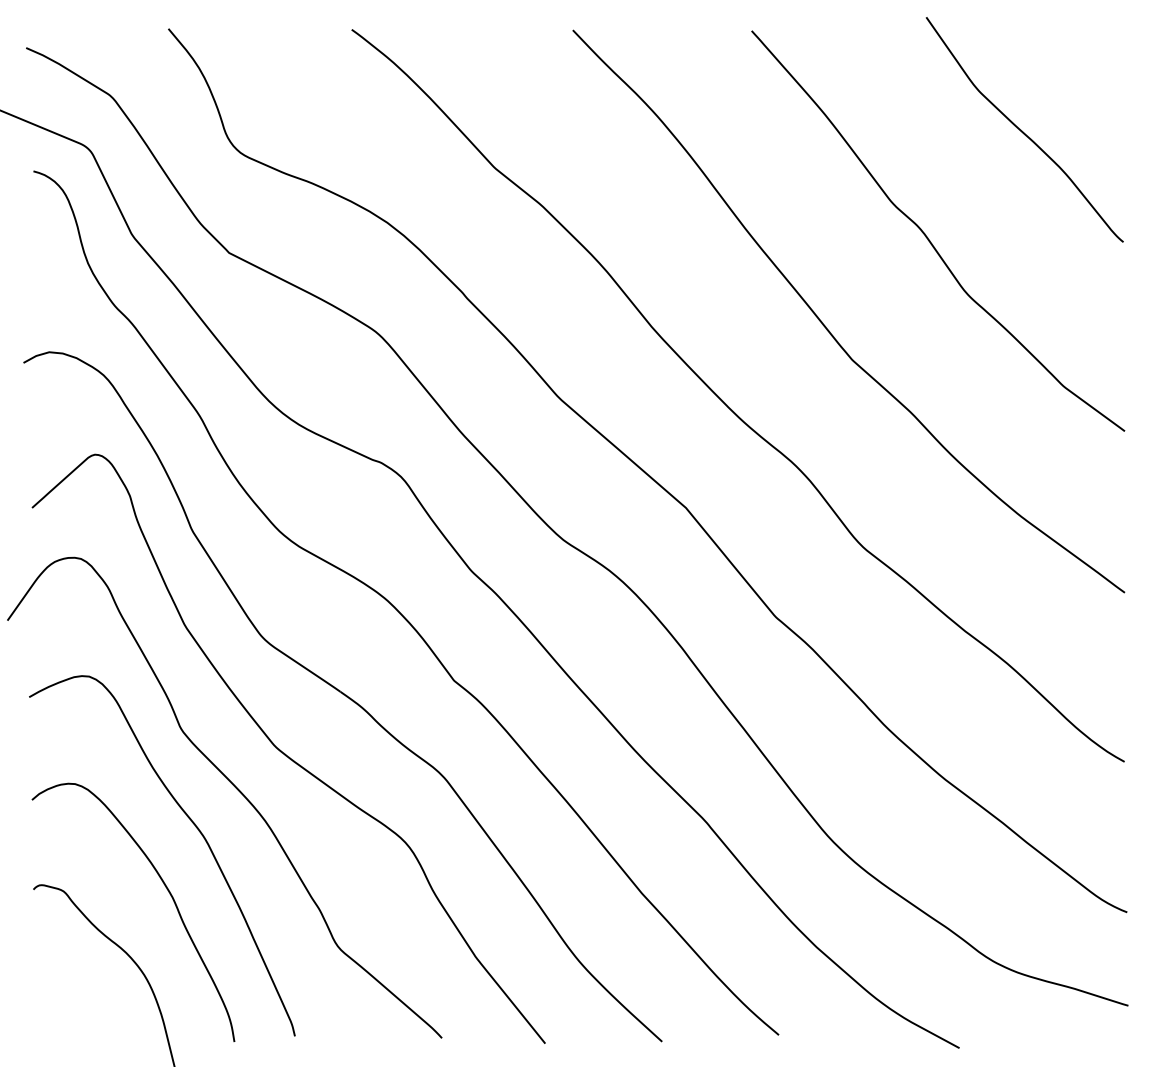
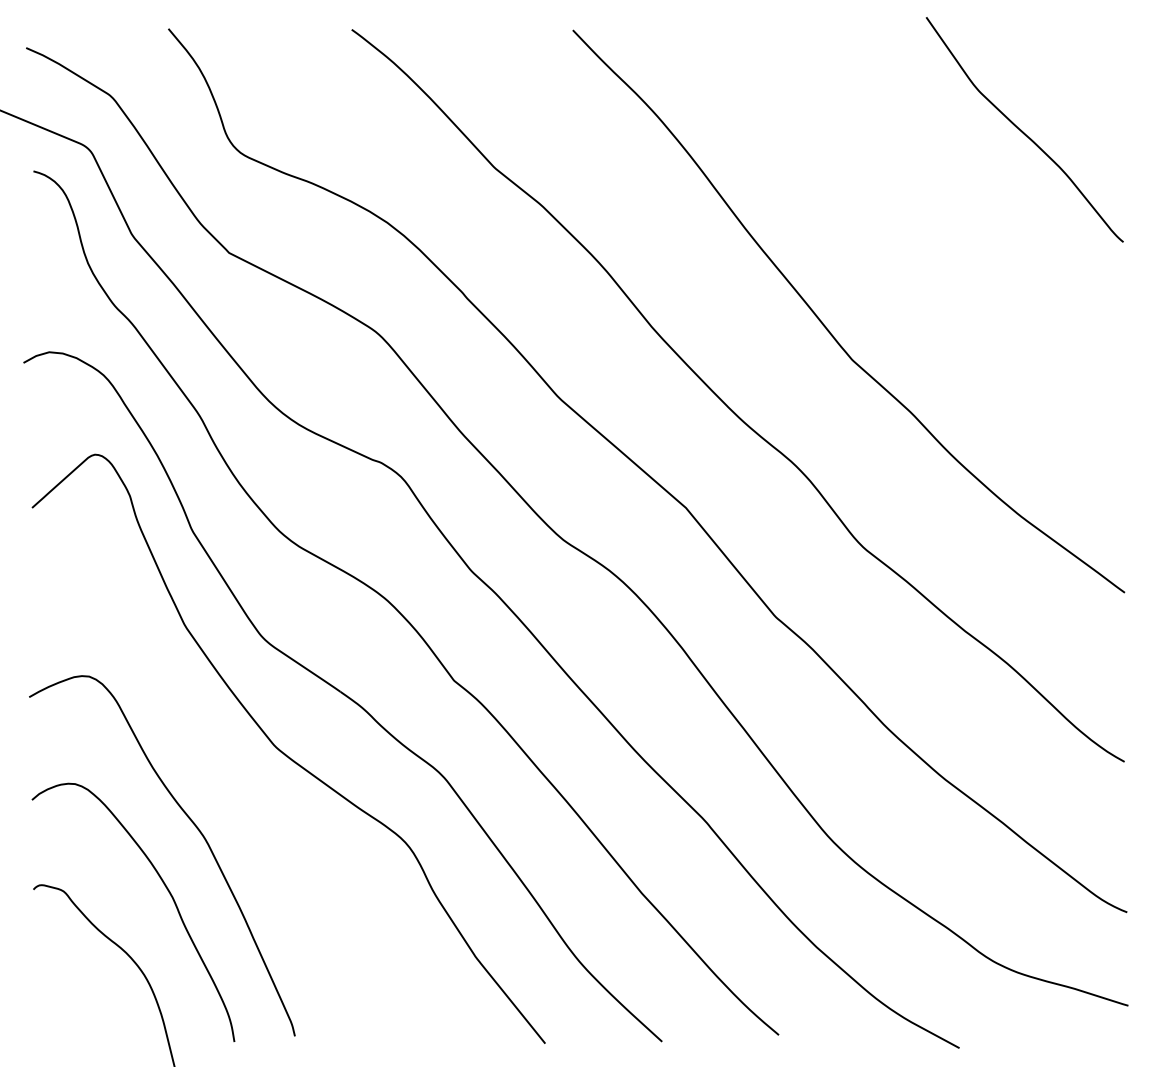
curve: present -> none (928, 237)
curve: present -> none (234, 787)
